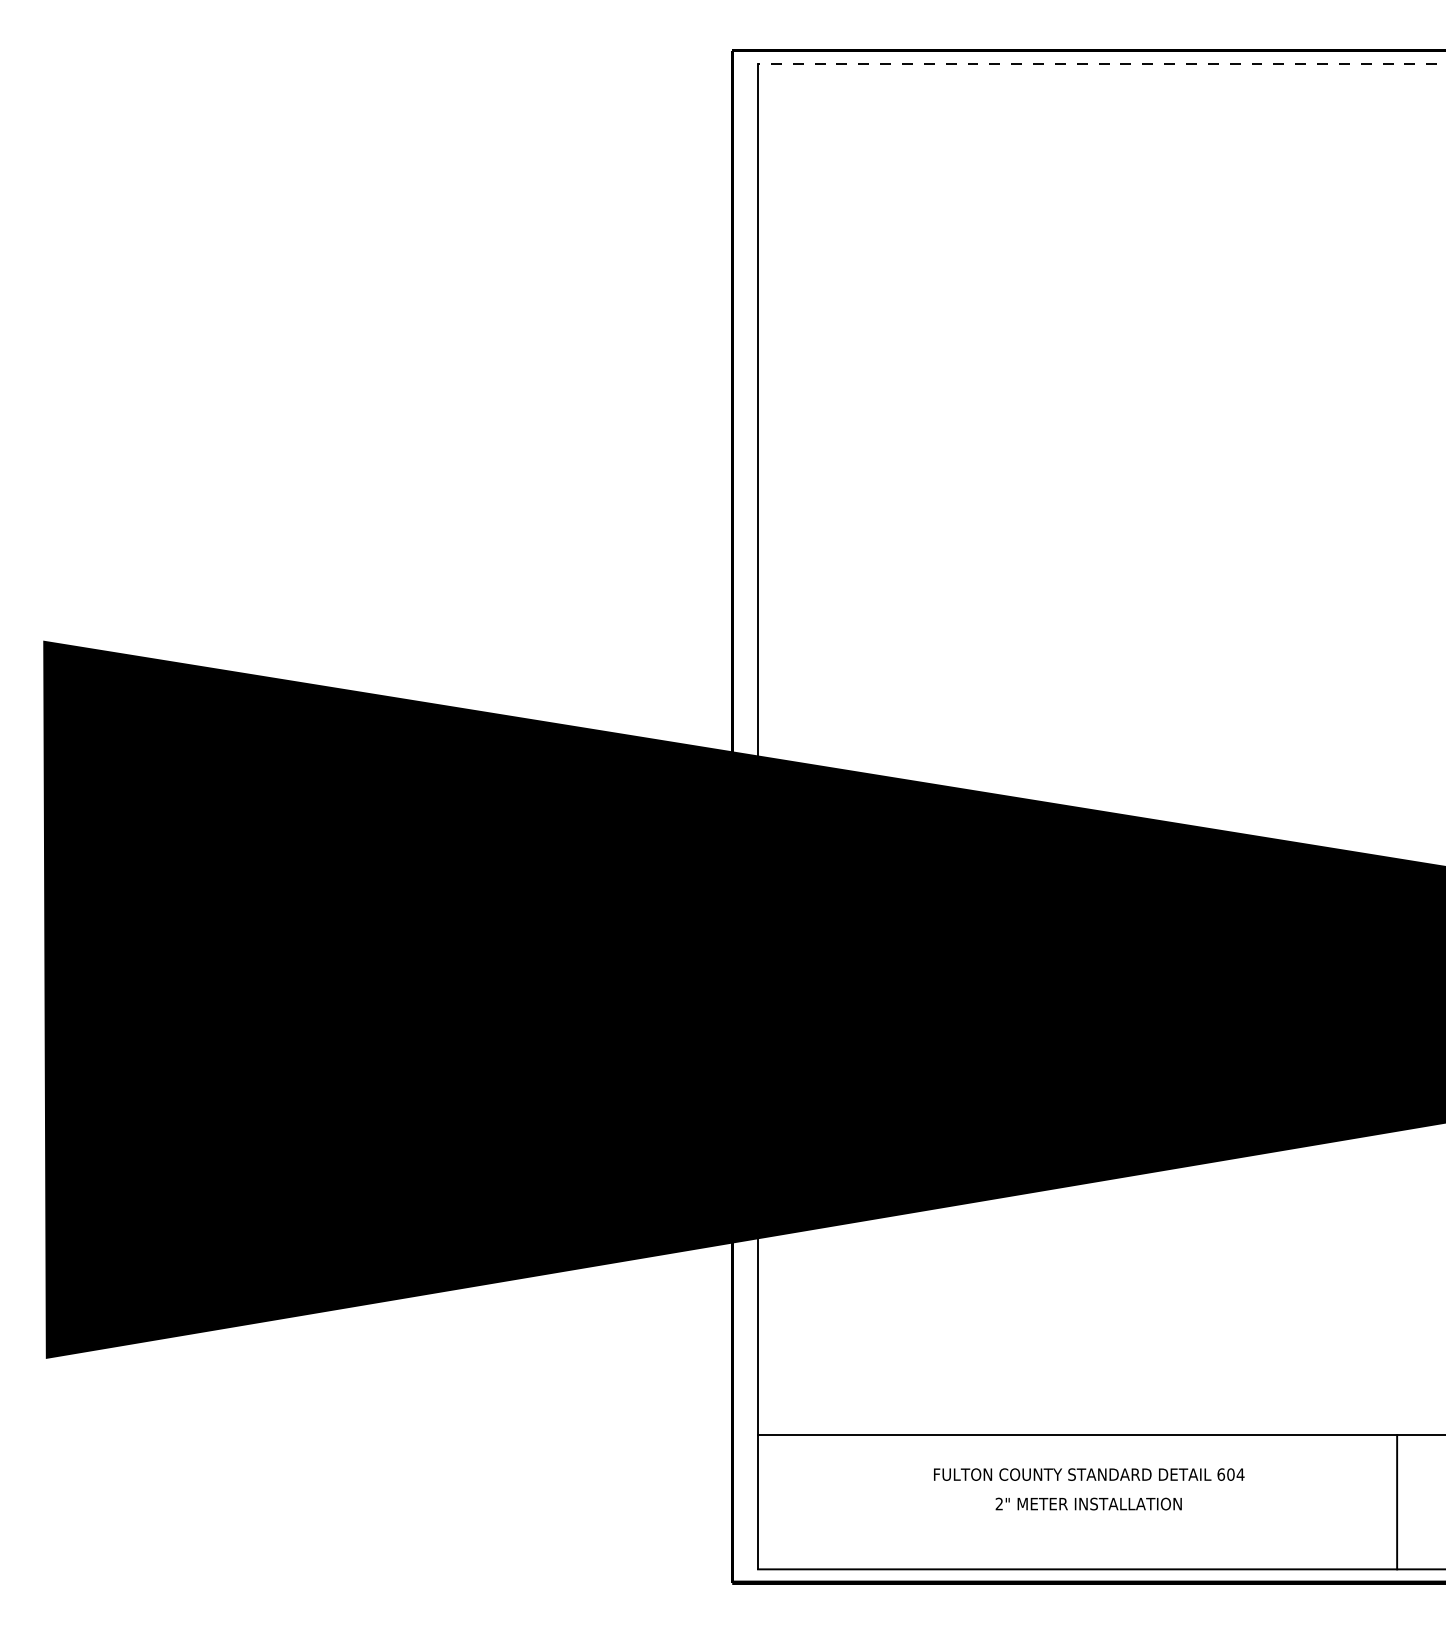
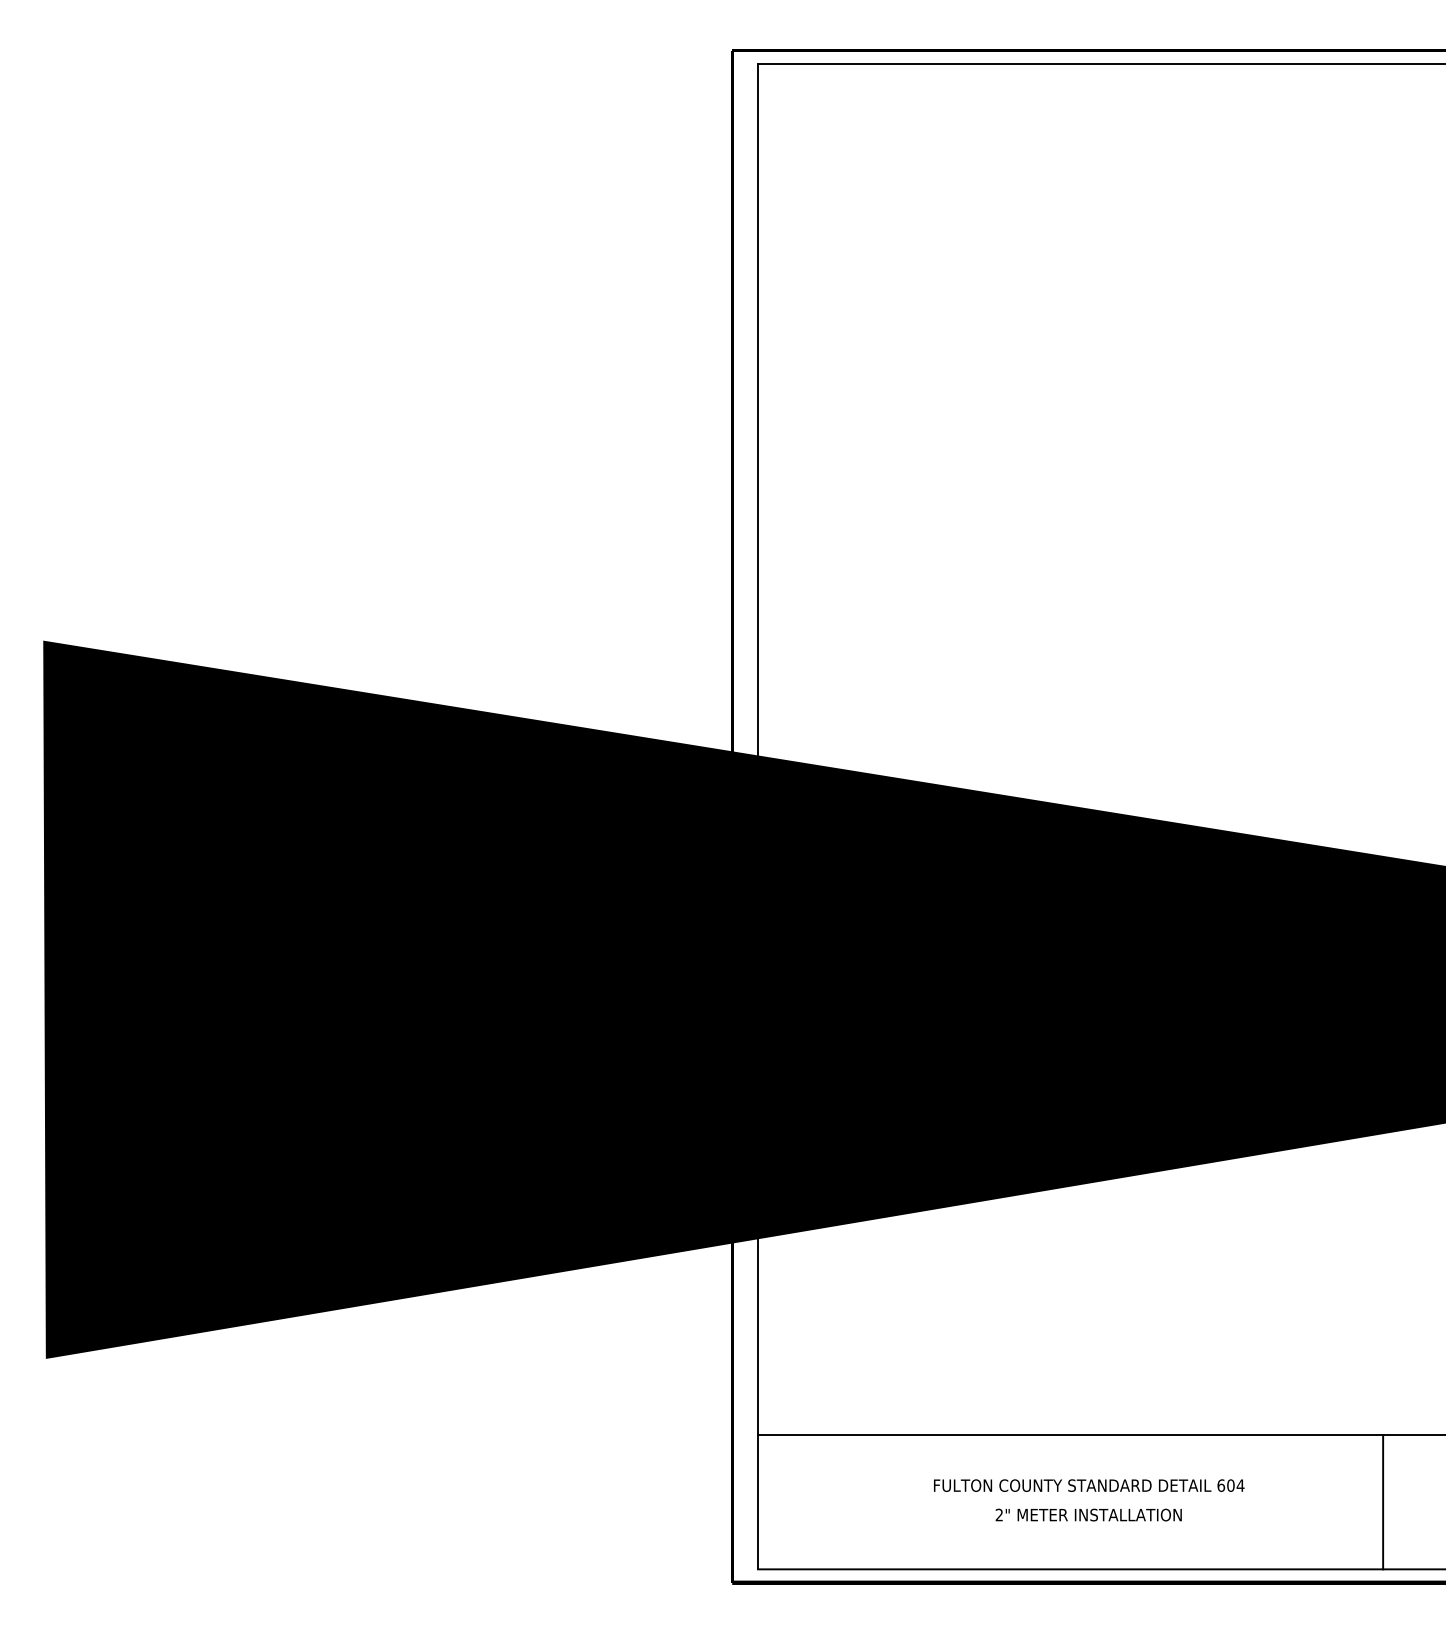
line: dashed -> solid (1102, 64)
text position: (1089, 1489) -> (1089, 1500) (1089, 1500)
line position: (1397, 1501) -> (1383, 1501) (1383, 1501)
